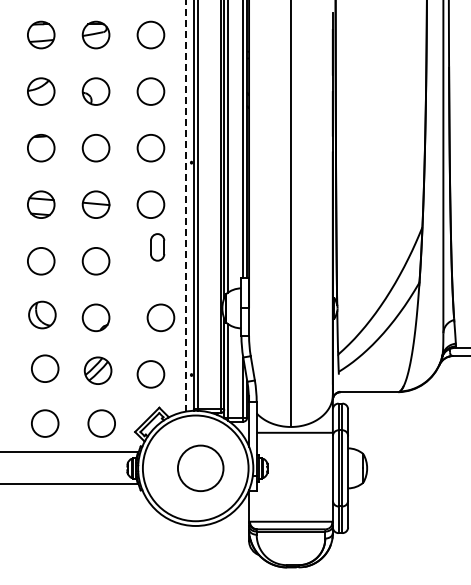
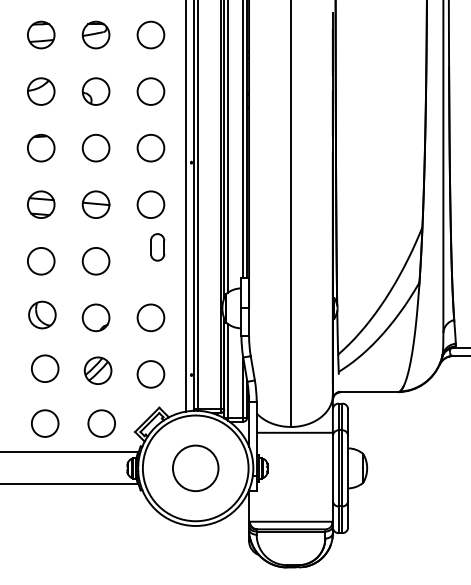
line: dashed -> solid (186, 205)
circle position: (160, 317) -> (150, 317) (150, 317)
circle position: (200, 467) -> (195, 467) (195, 467)
